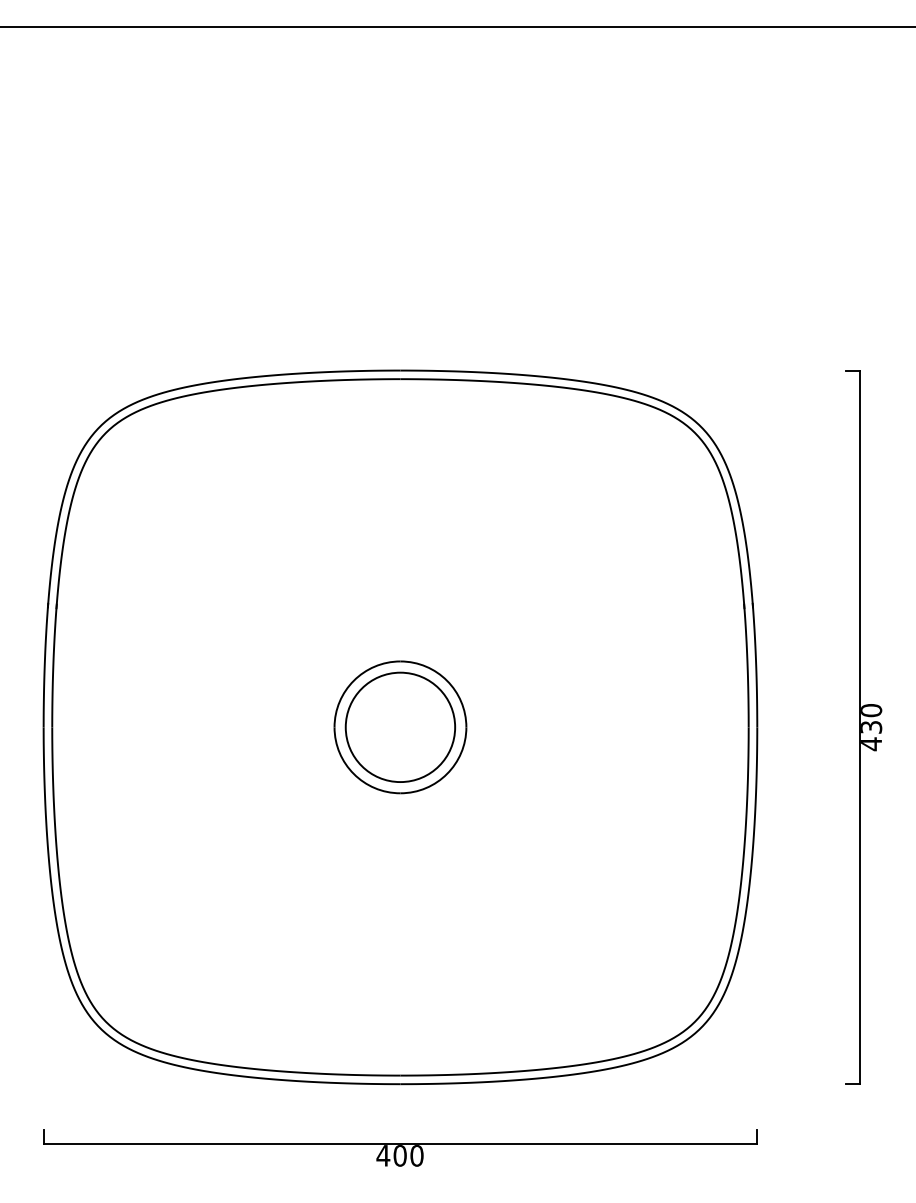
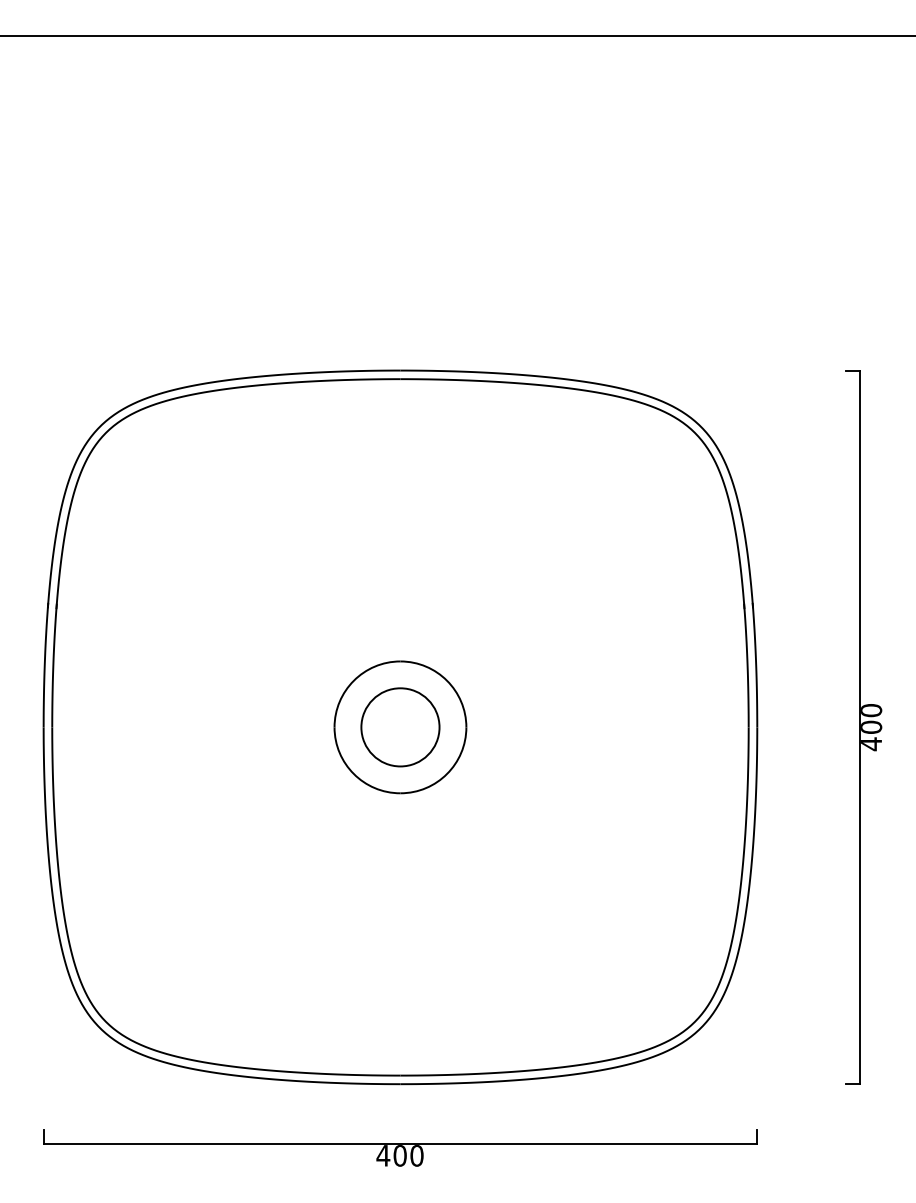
line position: (457, 27) -> (457, 36) (457, 36)
text: 430 -> 400 (871, 726)
circle diameter: 109 px -> 78 px (400, 727)
